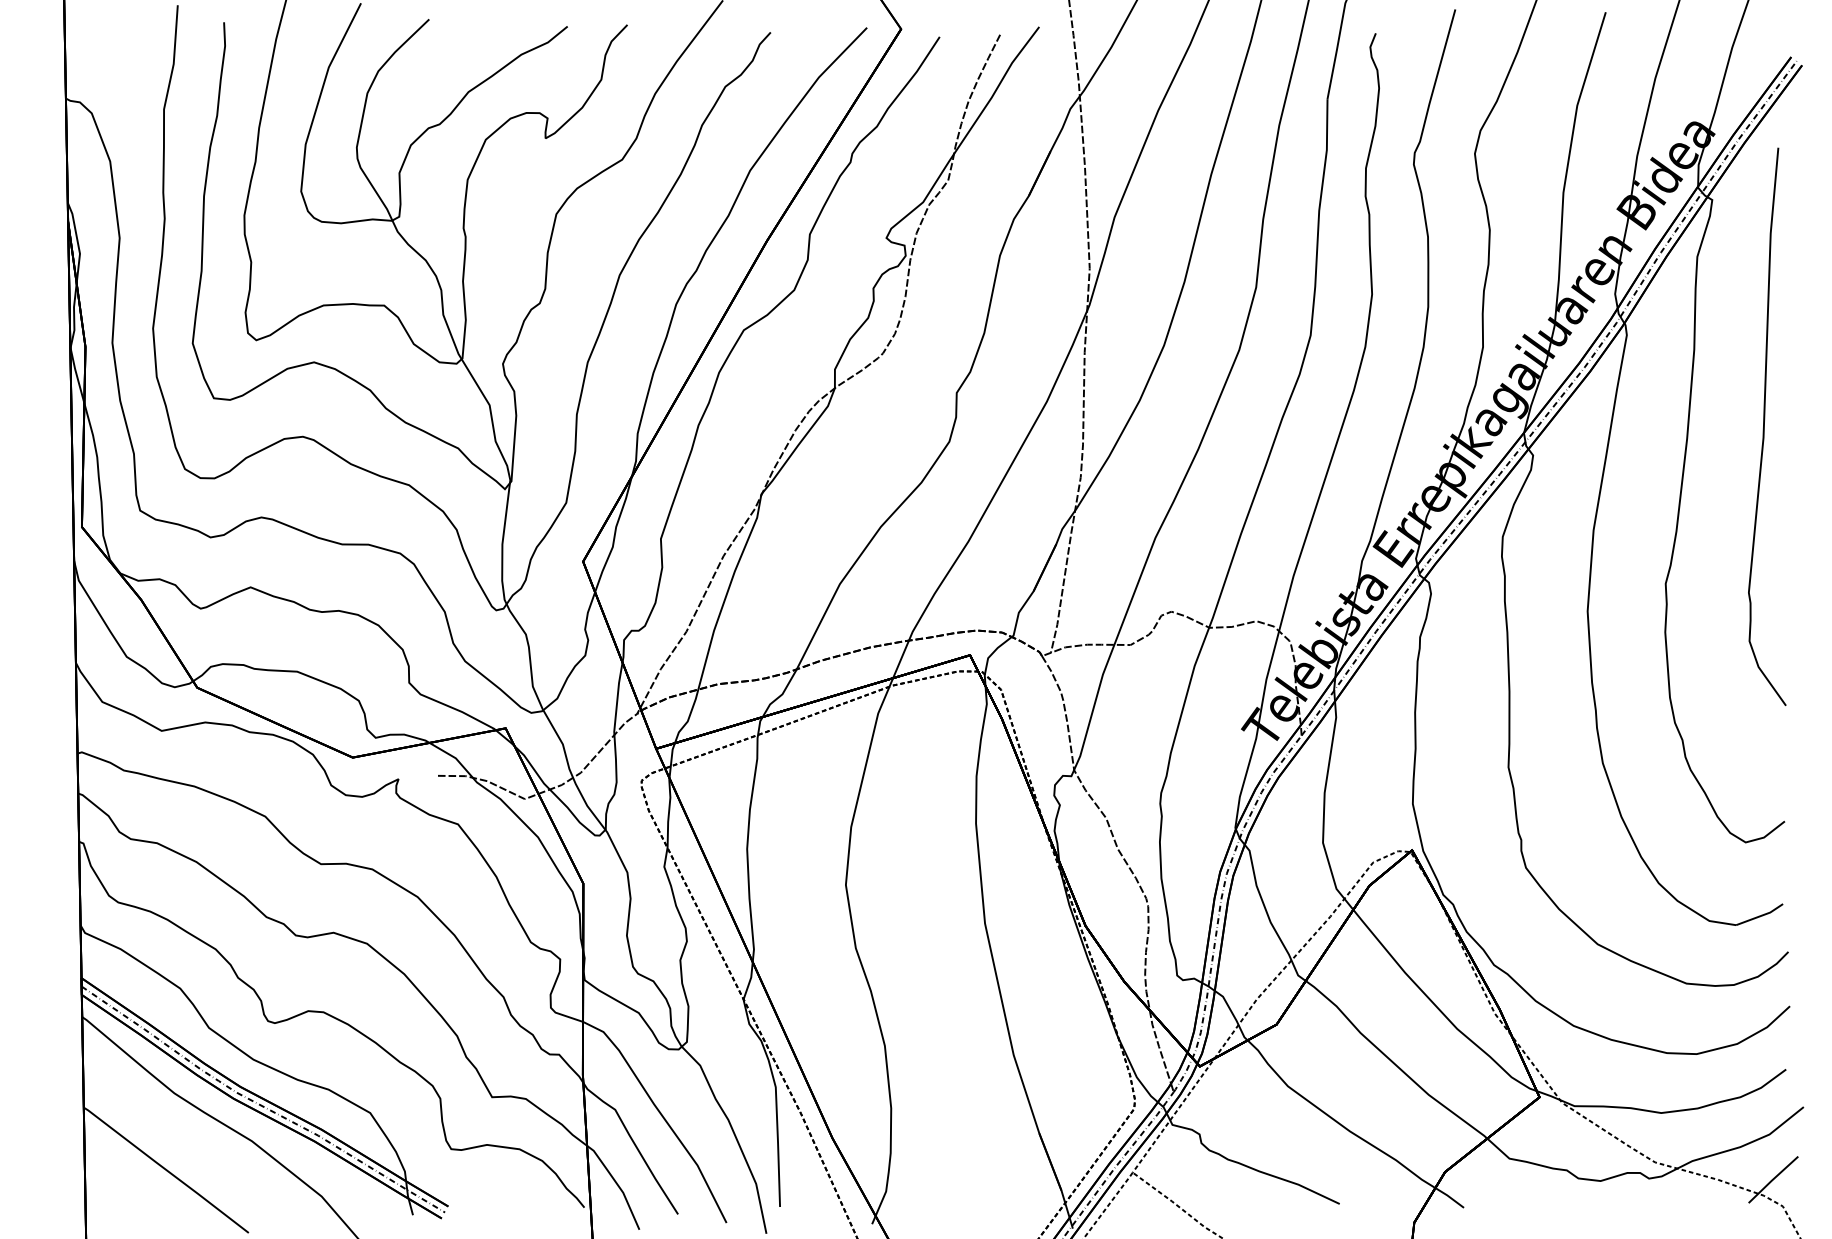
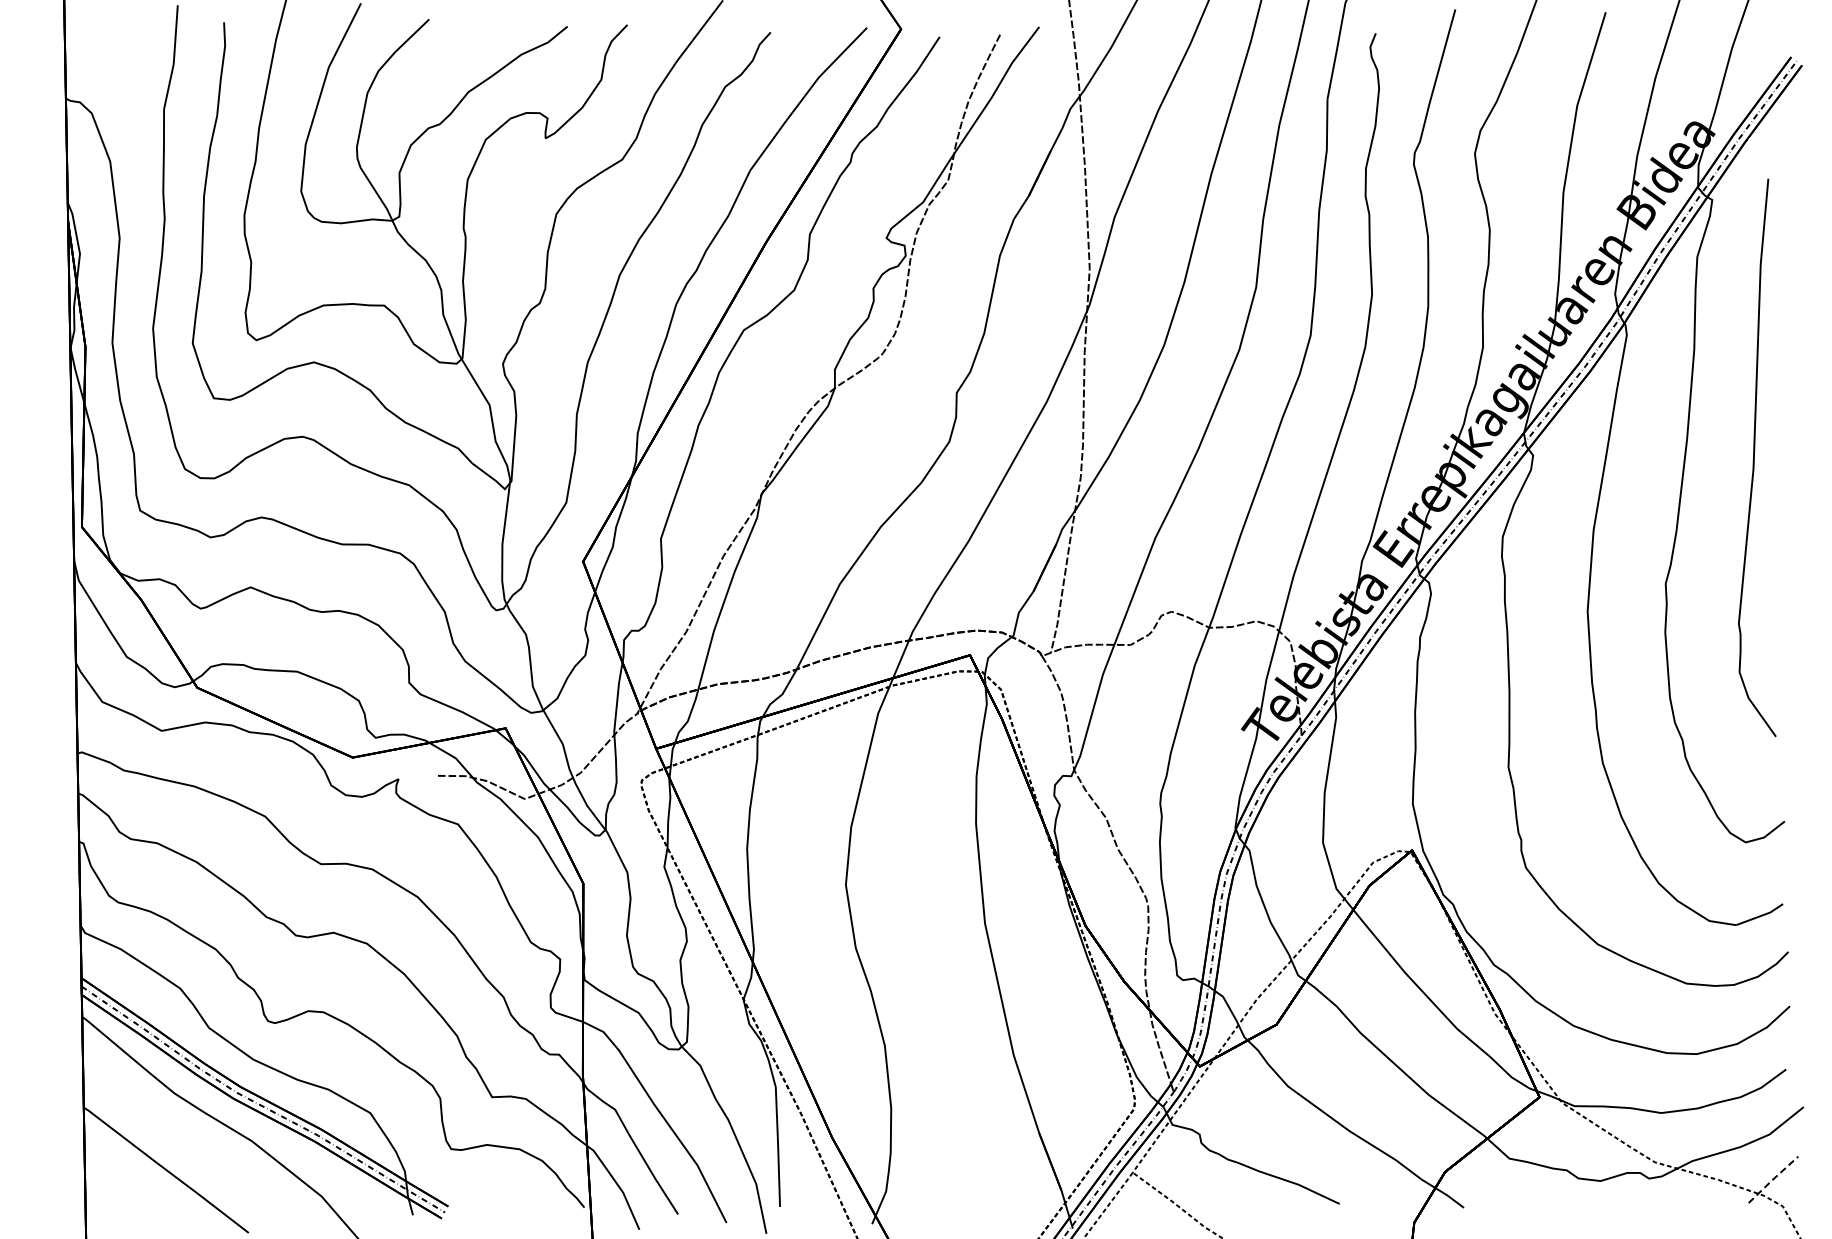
curve position: (1764, 426) -> (1754, 457) (1754, 457)
line: solid -> dashed (1772, 1179)
